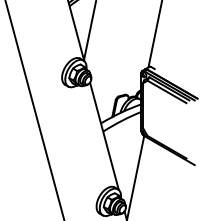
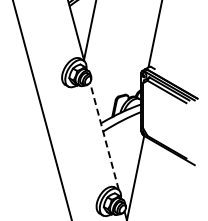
line position: (34, 109) -> (42, 109) (42, 109)
line: solid -> dashed (104, 136)
